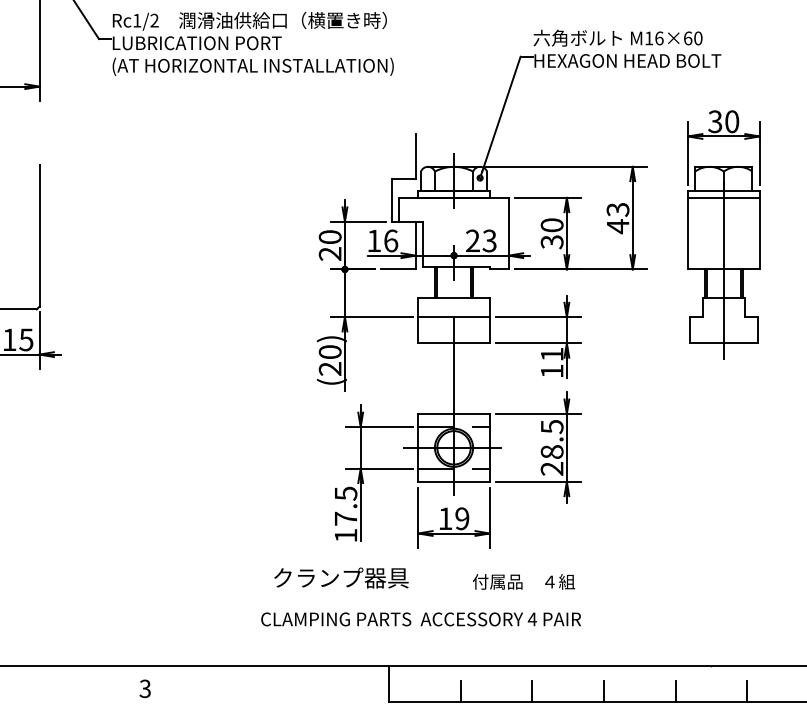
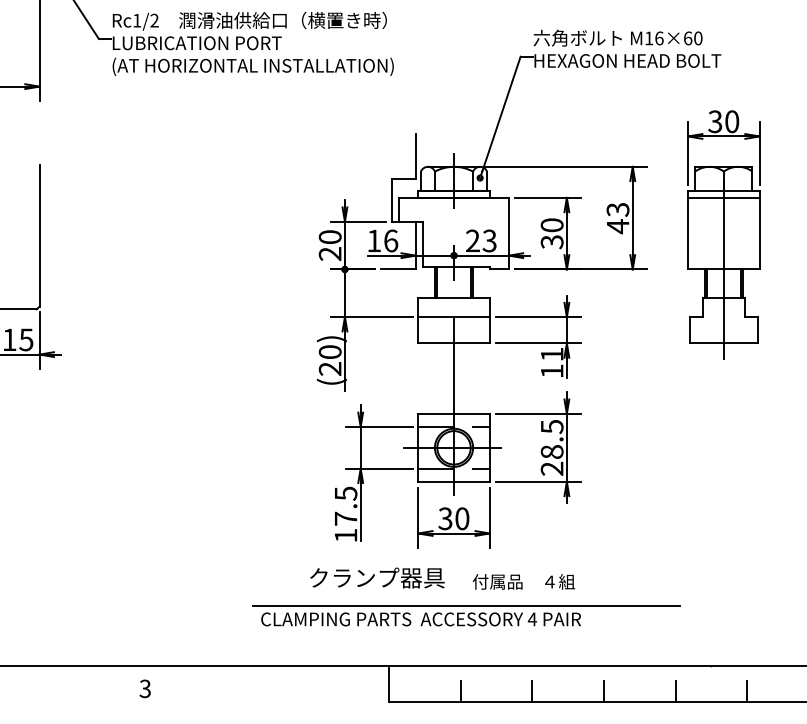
text: 19 -> 30 (453, 518)
text position: (341, 577) -> (377, 577) (377, 577)
line: none -> present (465, 605)
